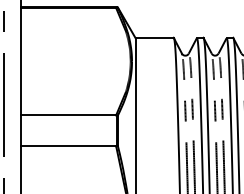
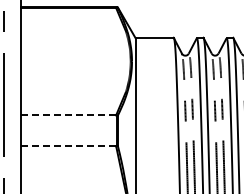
line: solid -> dashed (68, 115)
line: solid -> dashed (68, 146)
